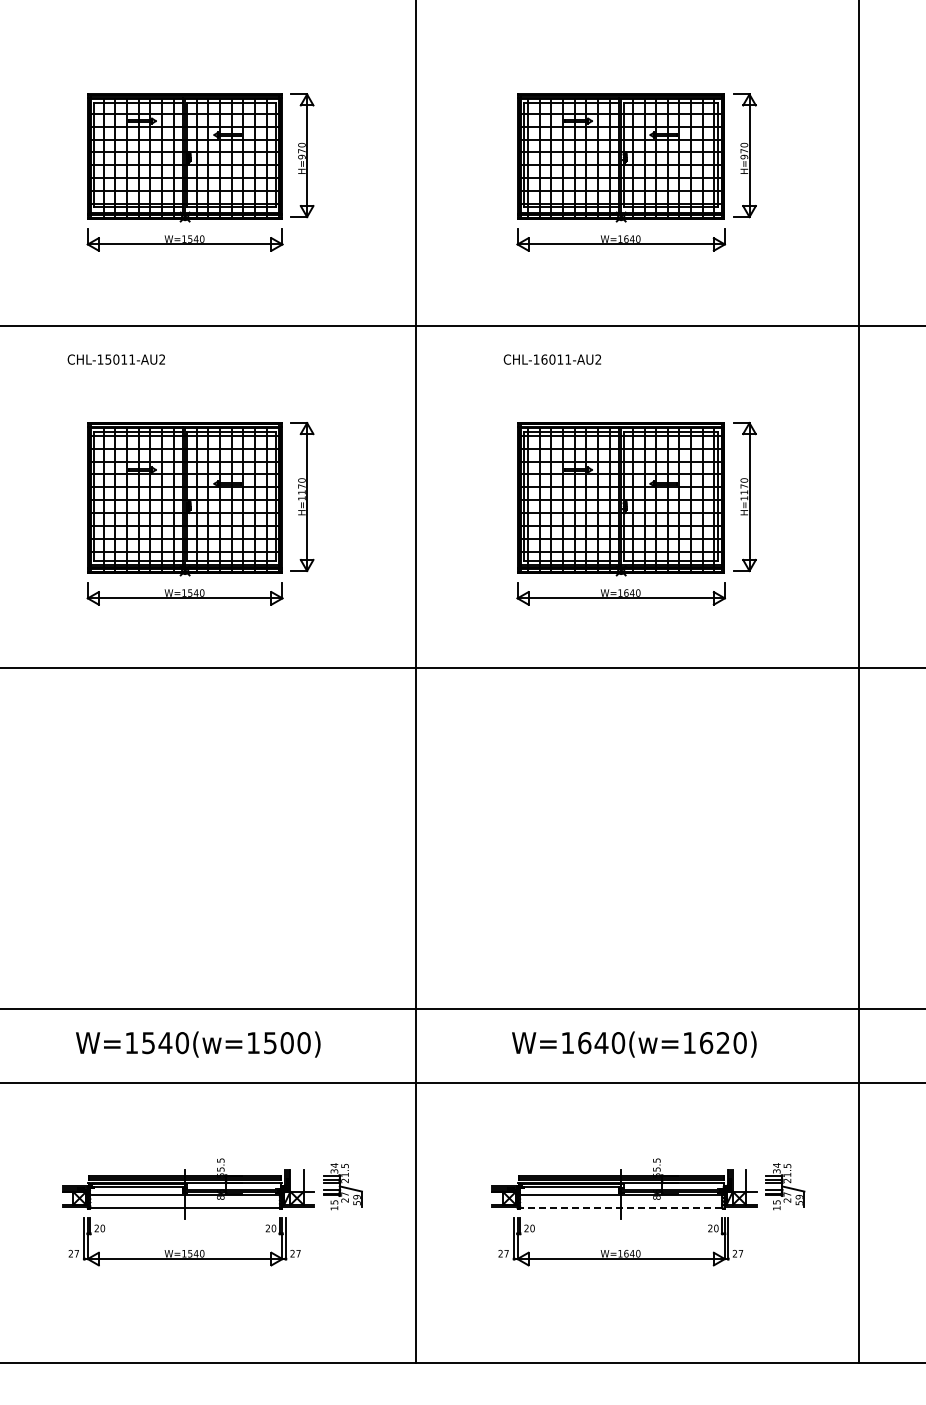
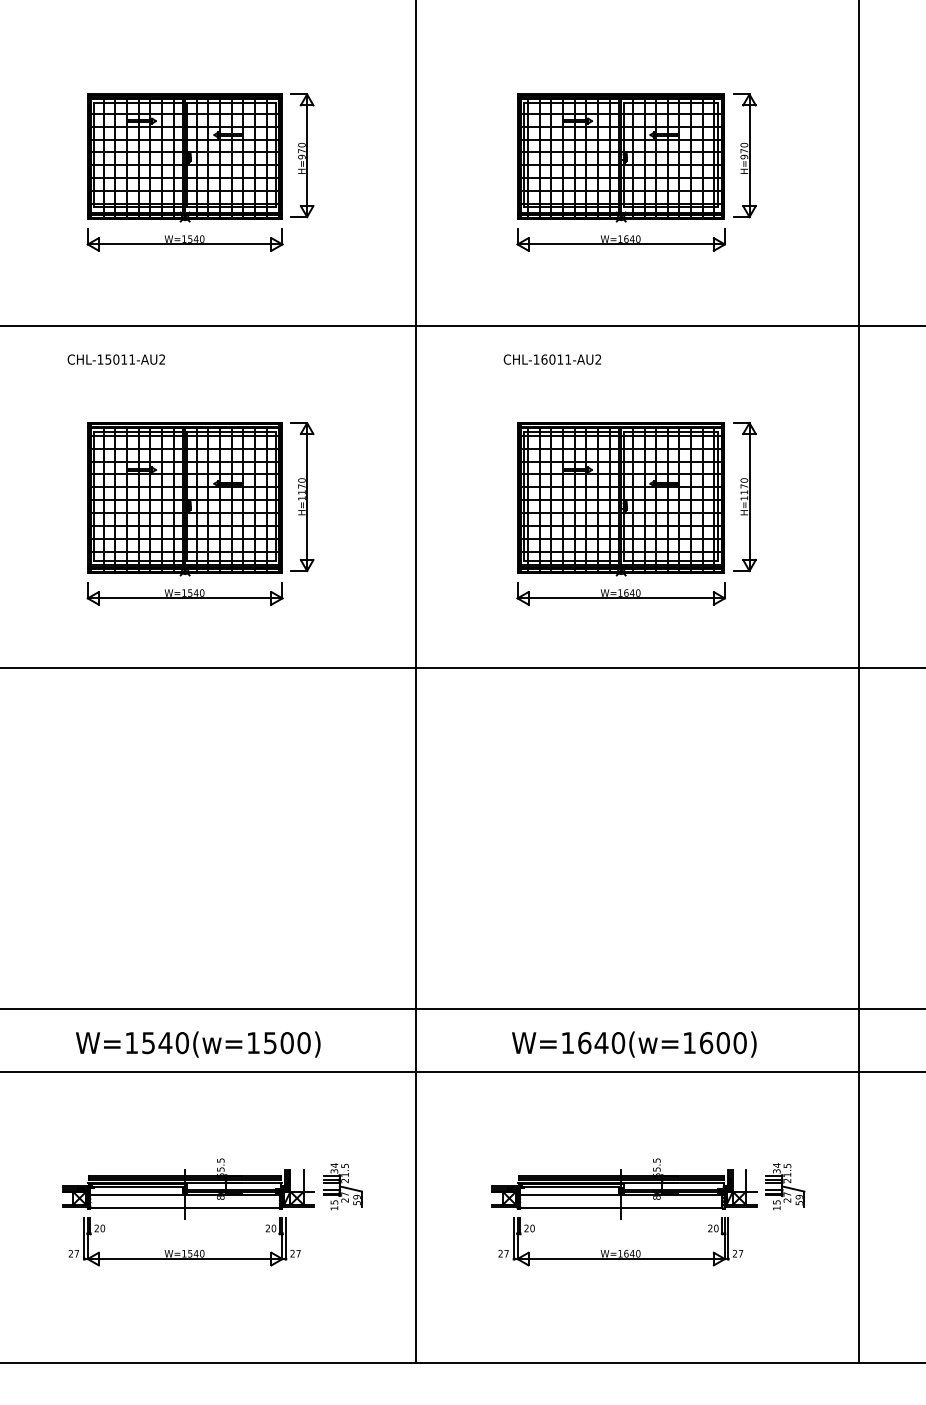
text: W=1640(w=1620) -> W=1640(w=1600) (722, 1043)
line position: (462, 1083) -> (462, 1072) (462, 1072)
line: dashed -> solid (620, 1208)
